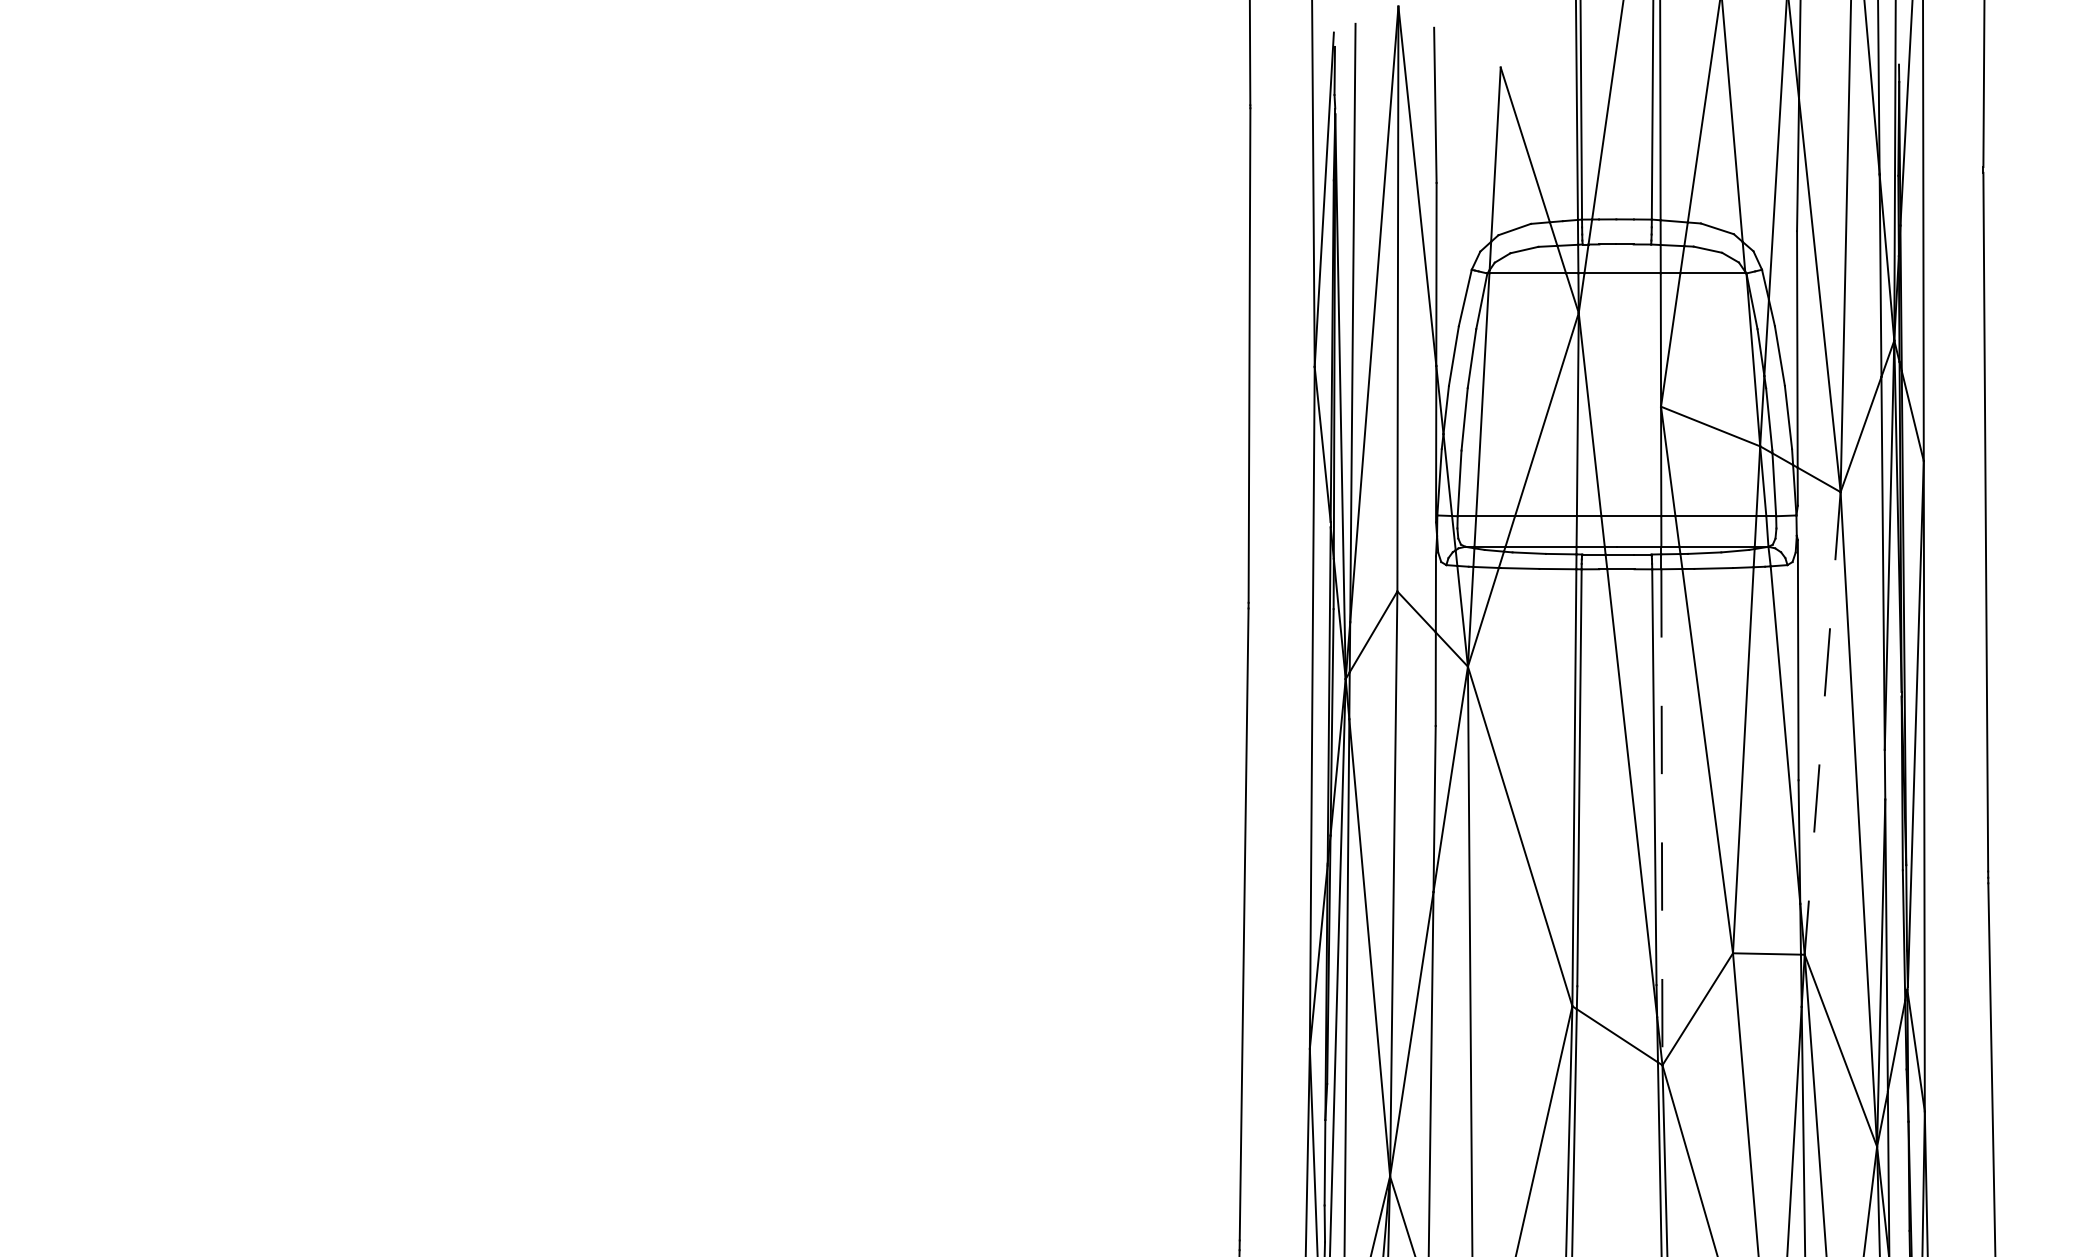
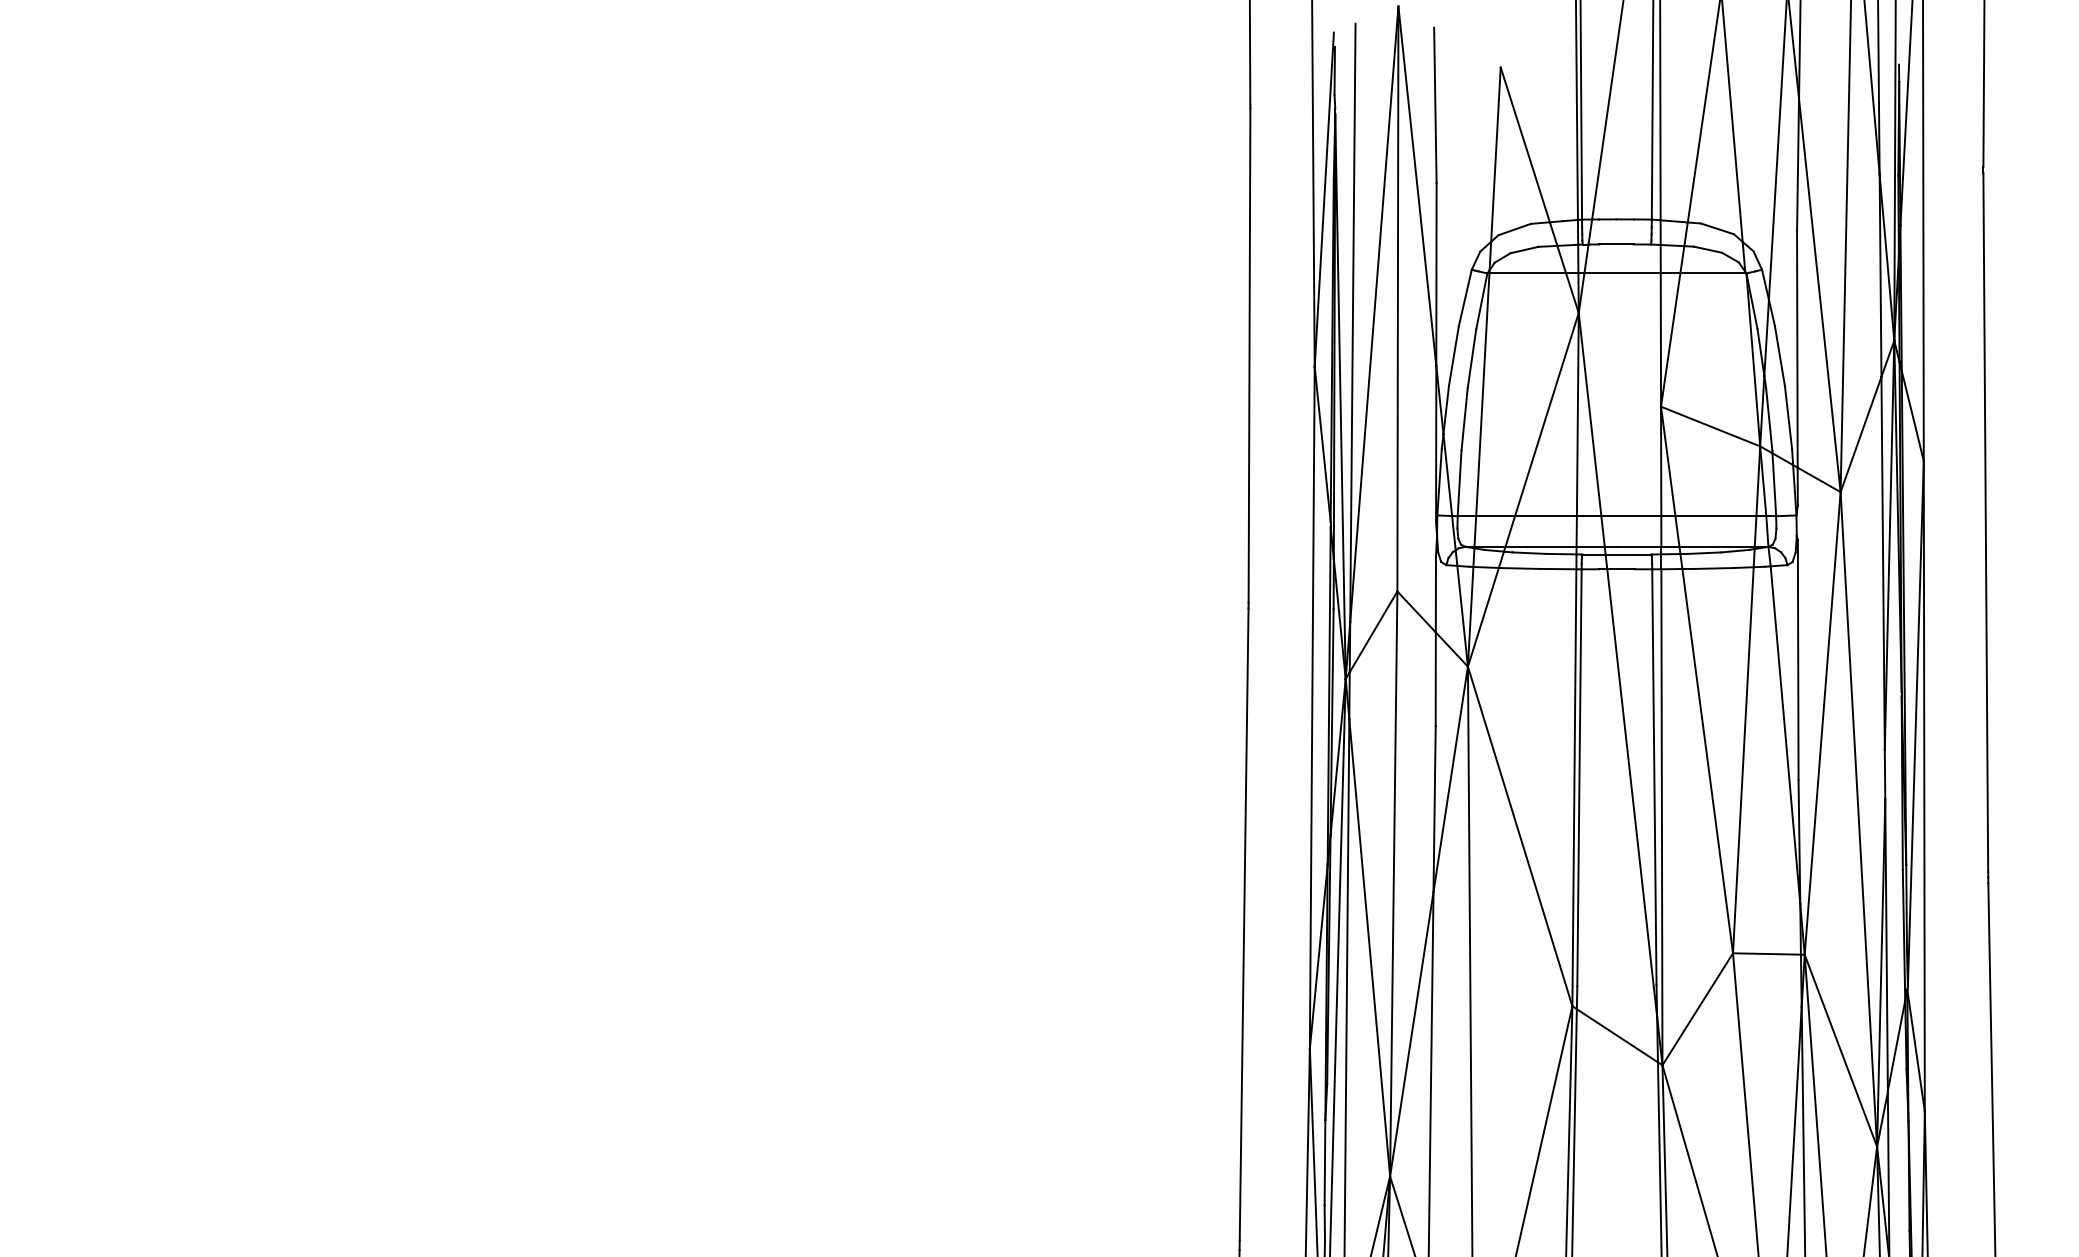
line: dashed -> solid (1822, 723)
line: dashed -> solid (1661, 817)
